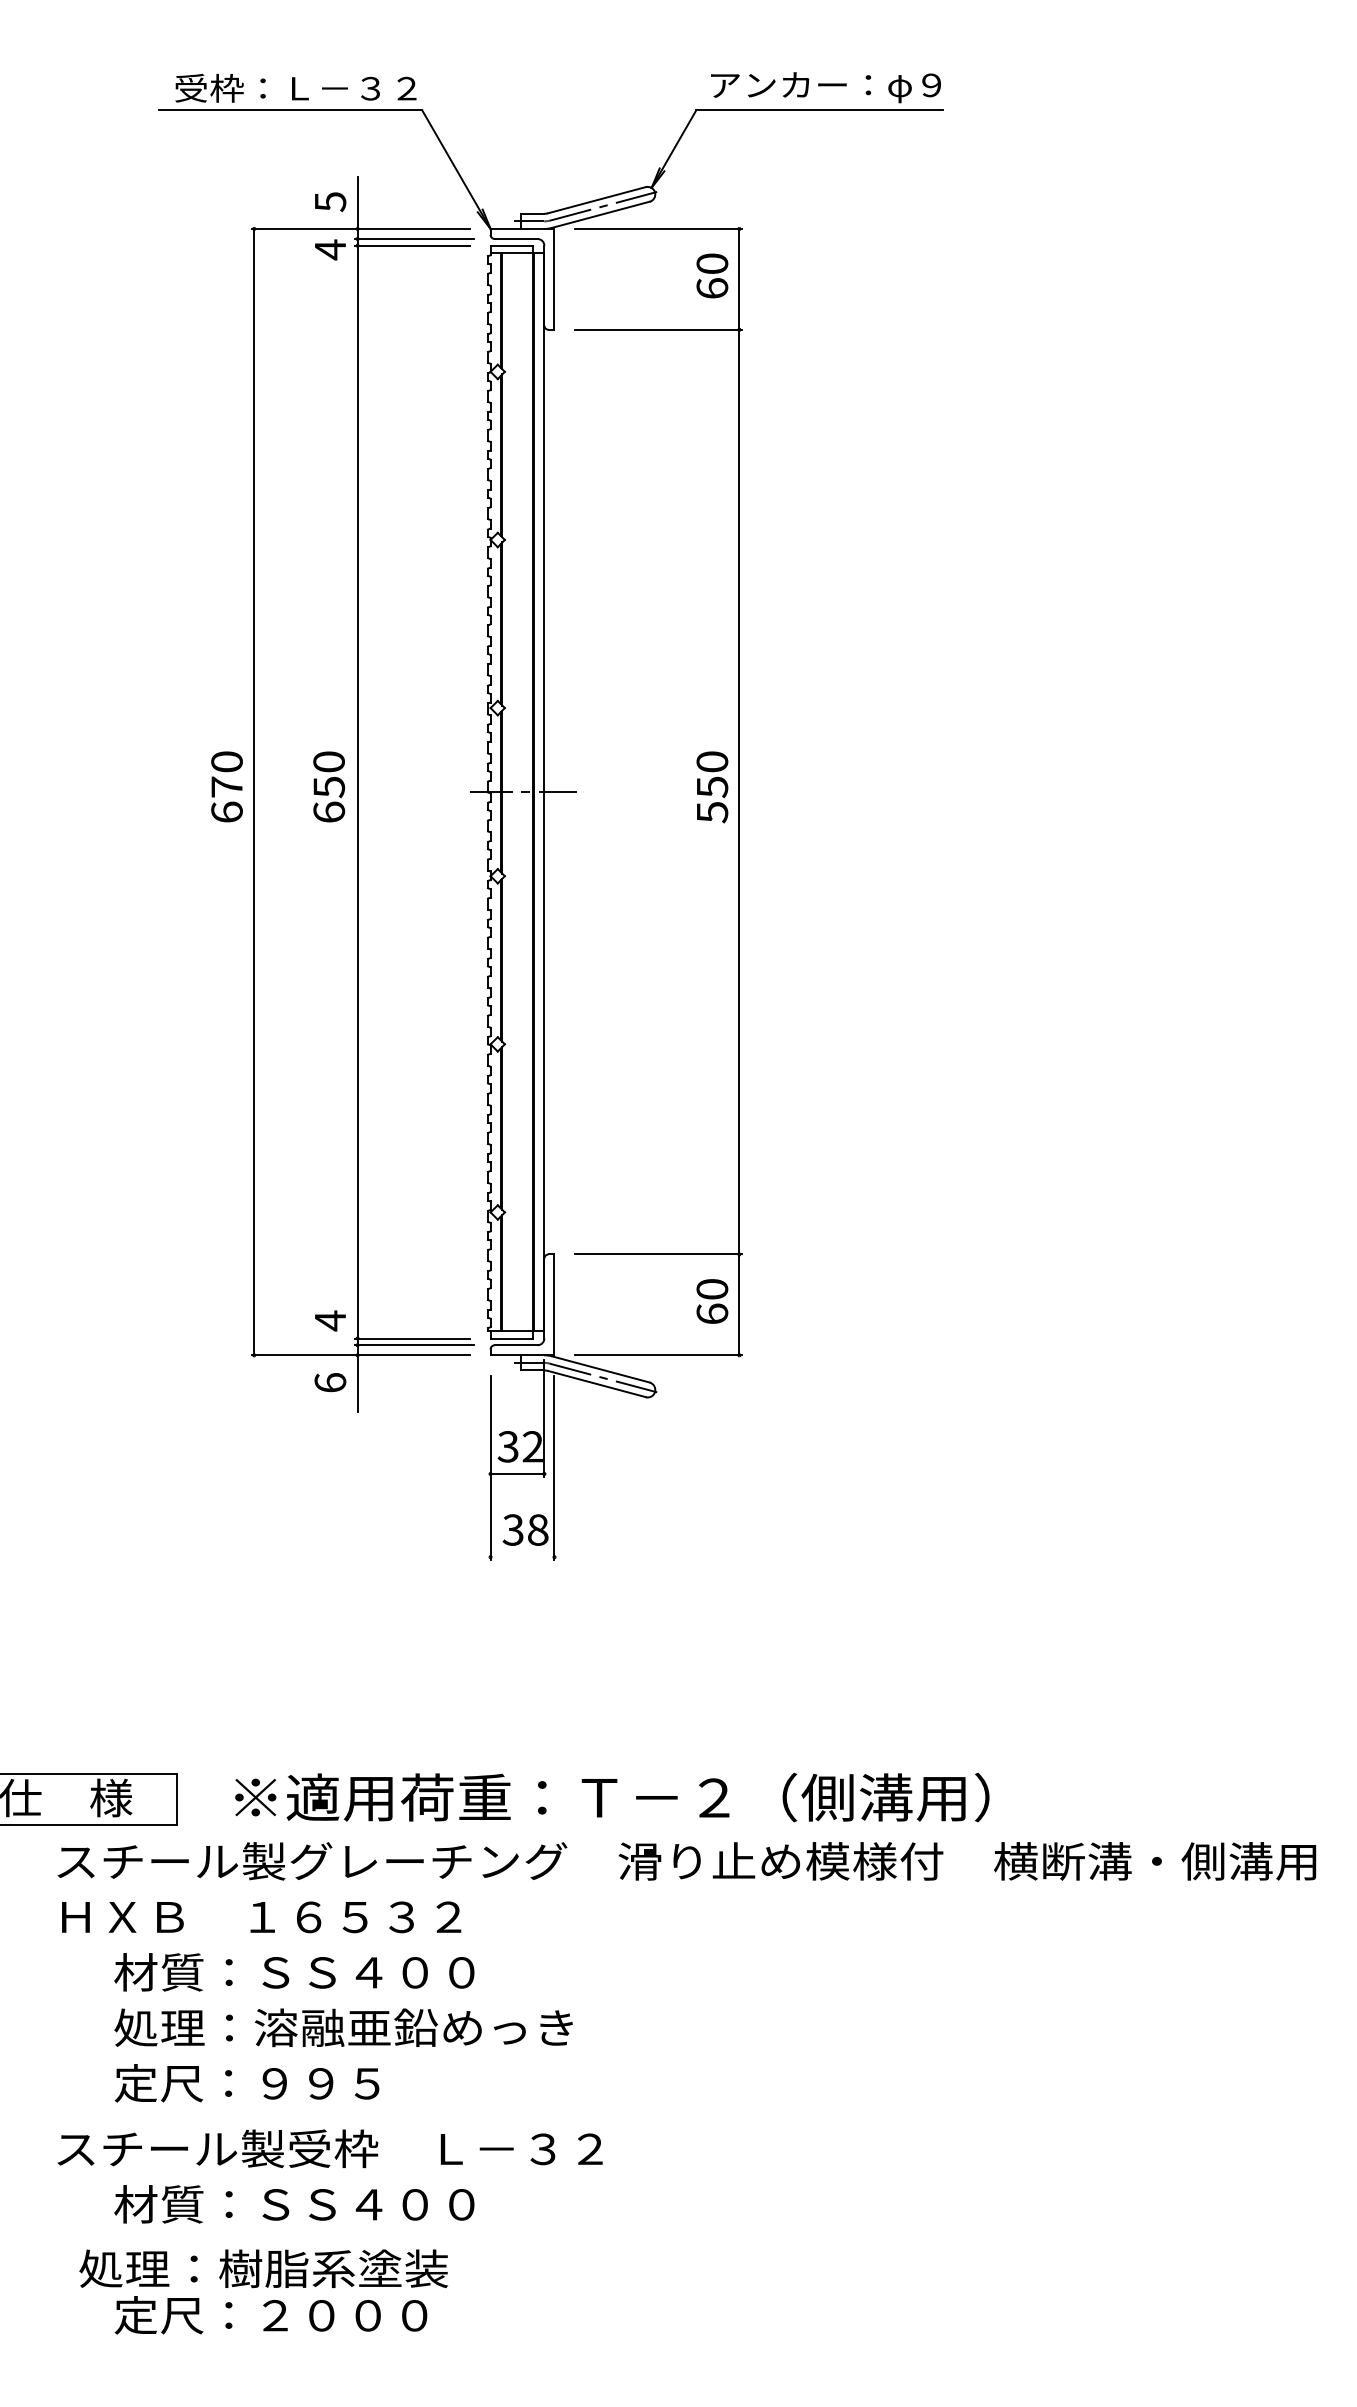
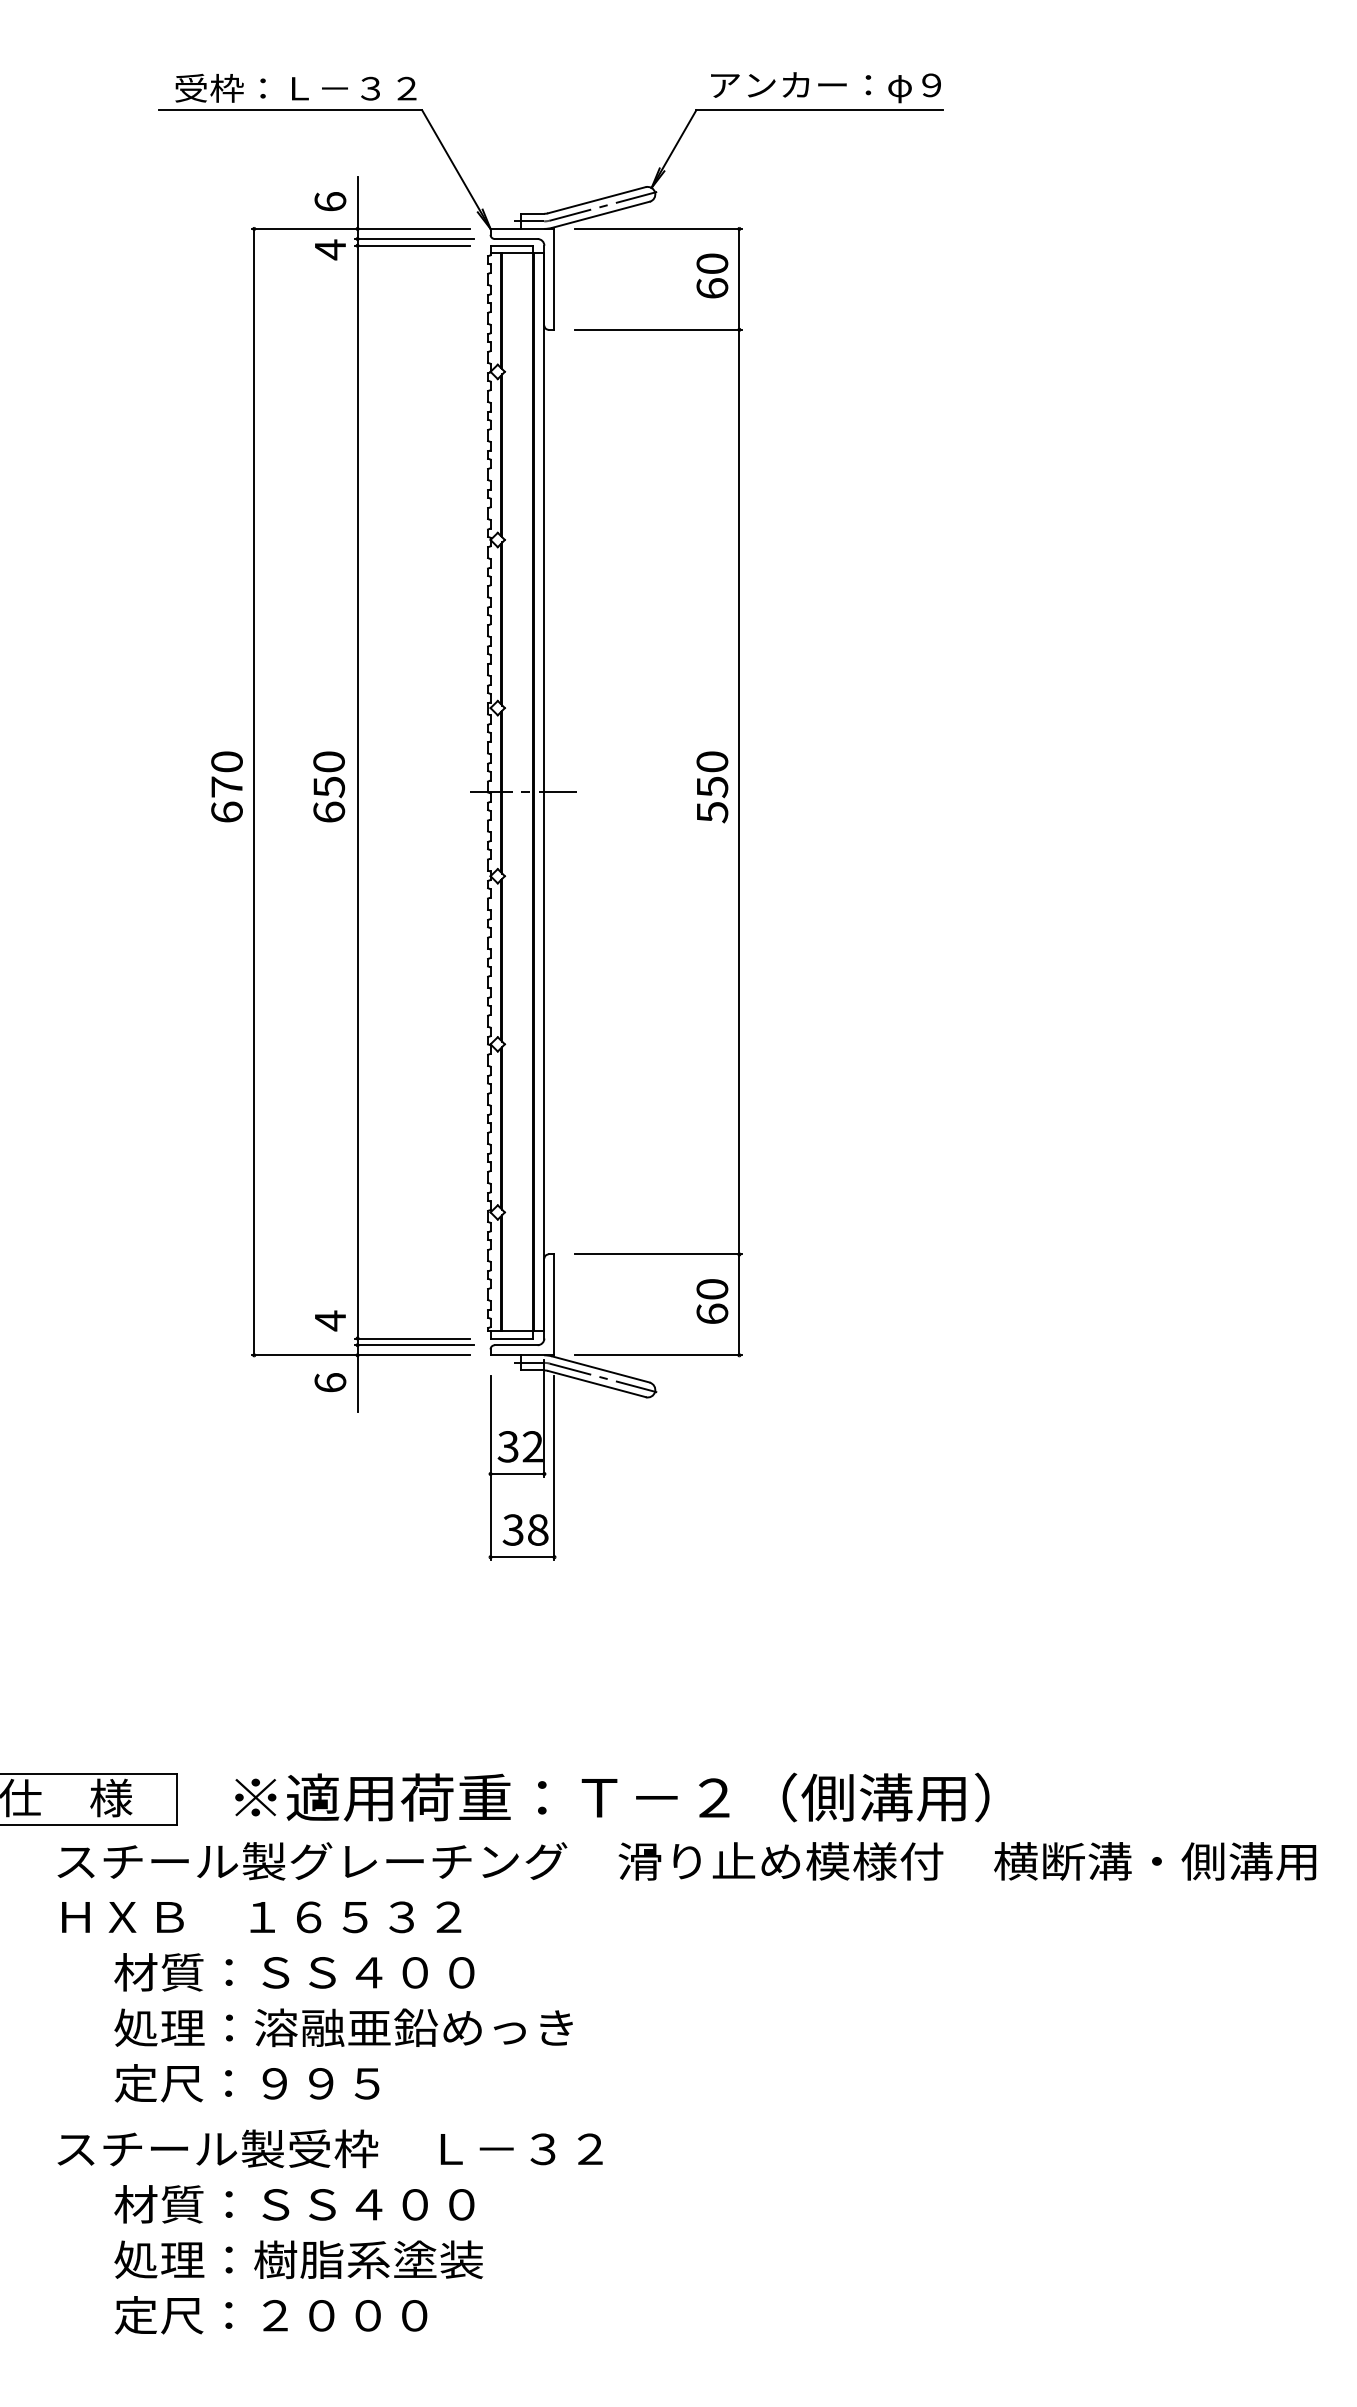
text: 5 -> 6 (330, 202)
line: none -> present (522, 1557)
text position: (263, 2268) -> (298, 2259) (298, 2259)
